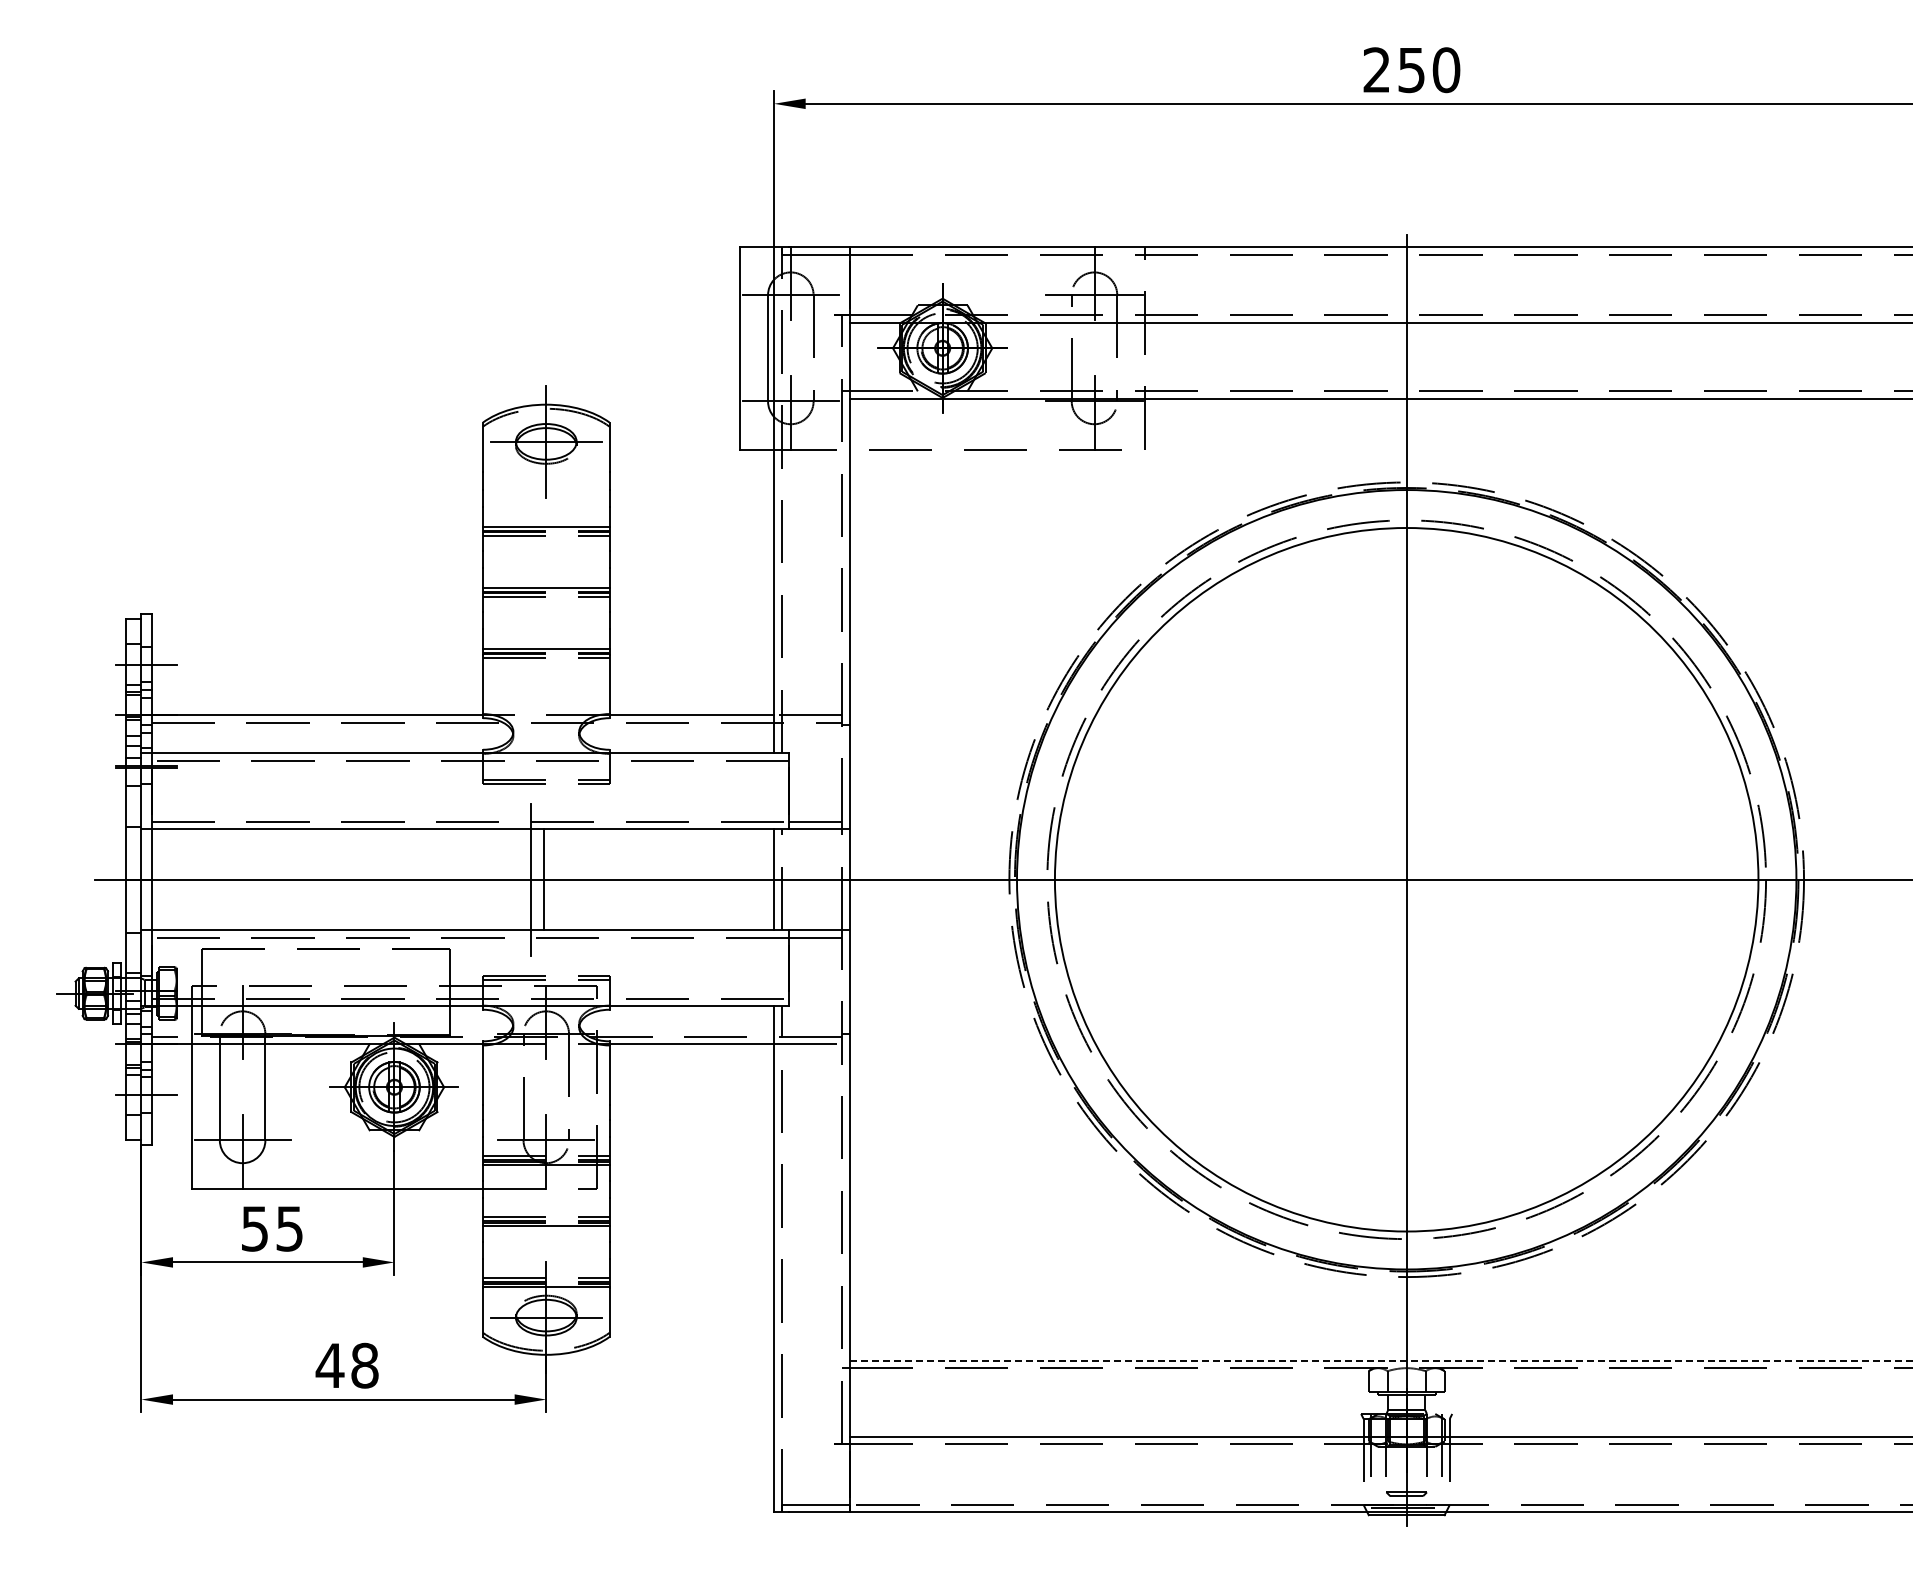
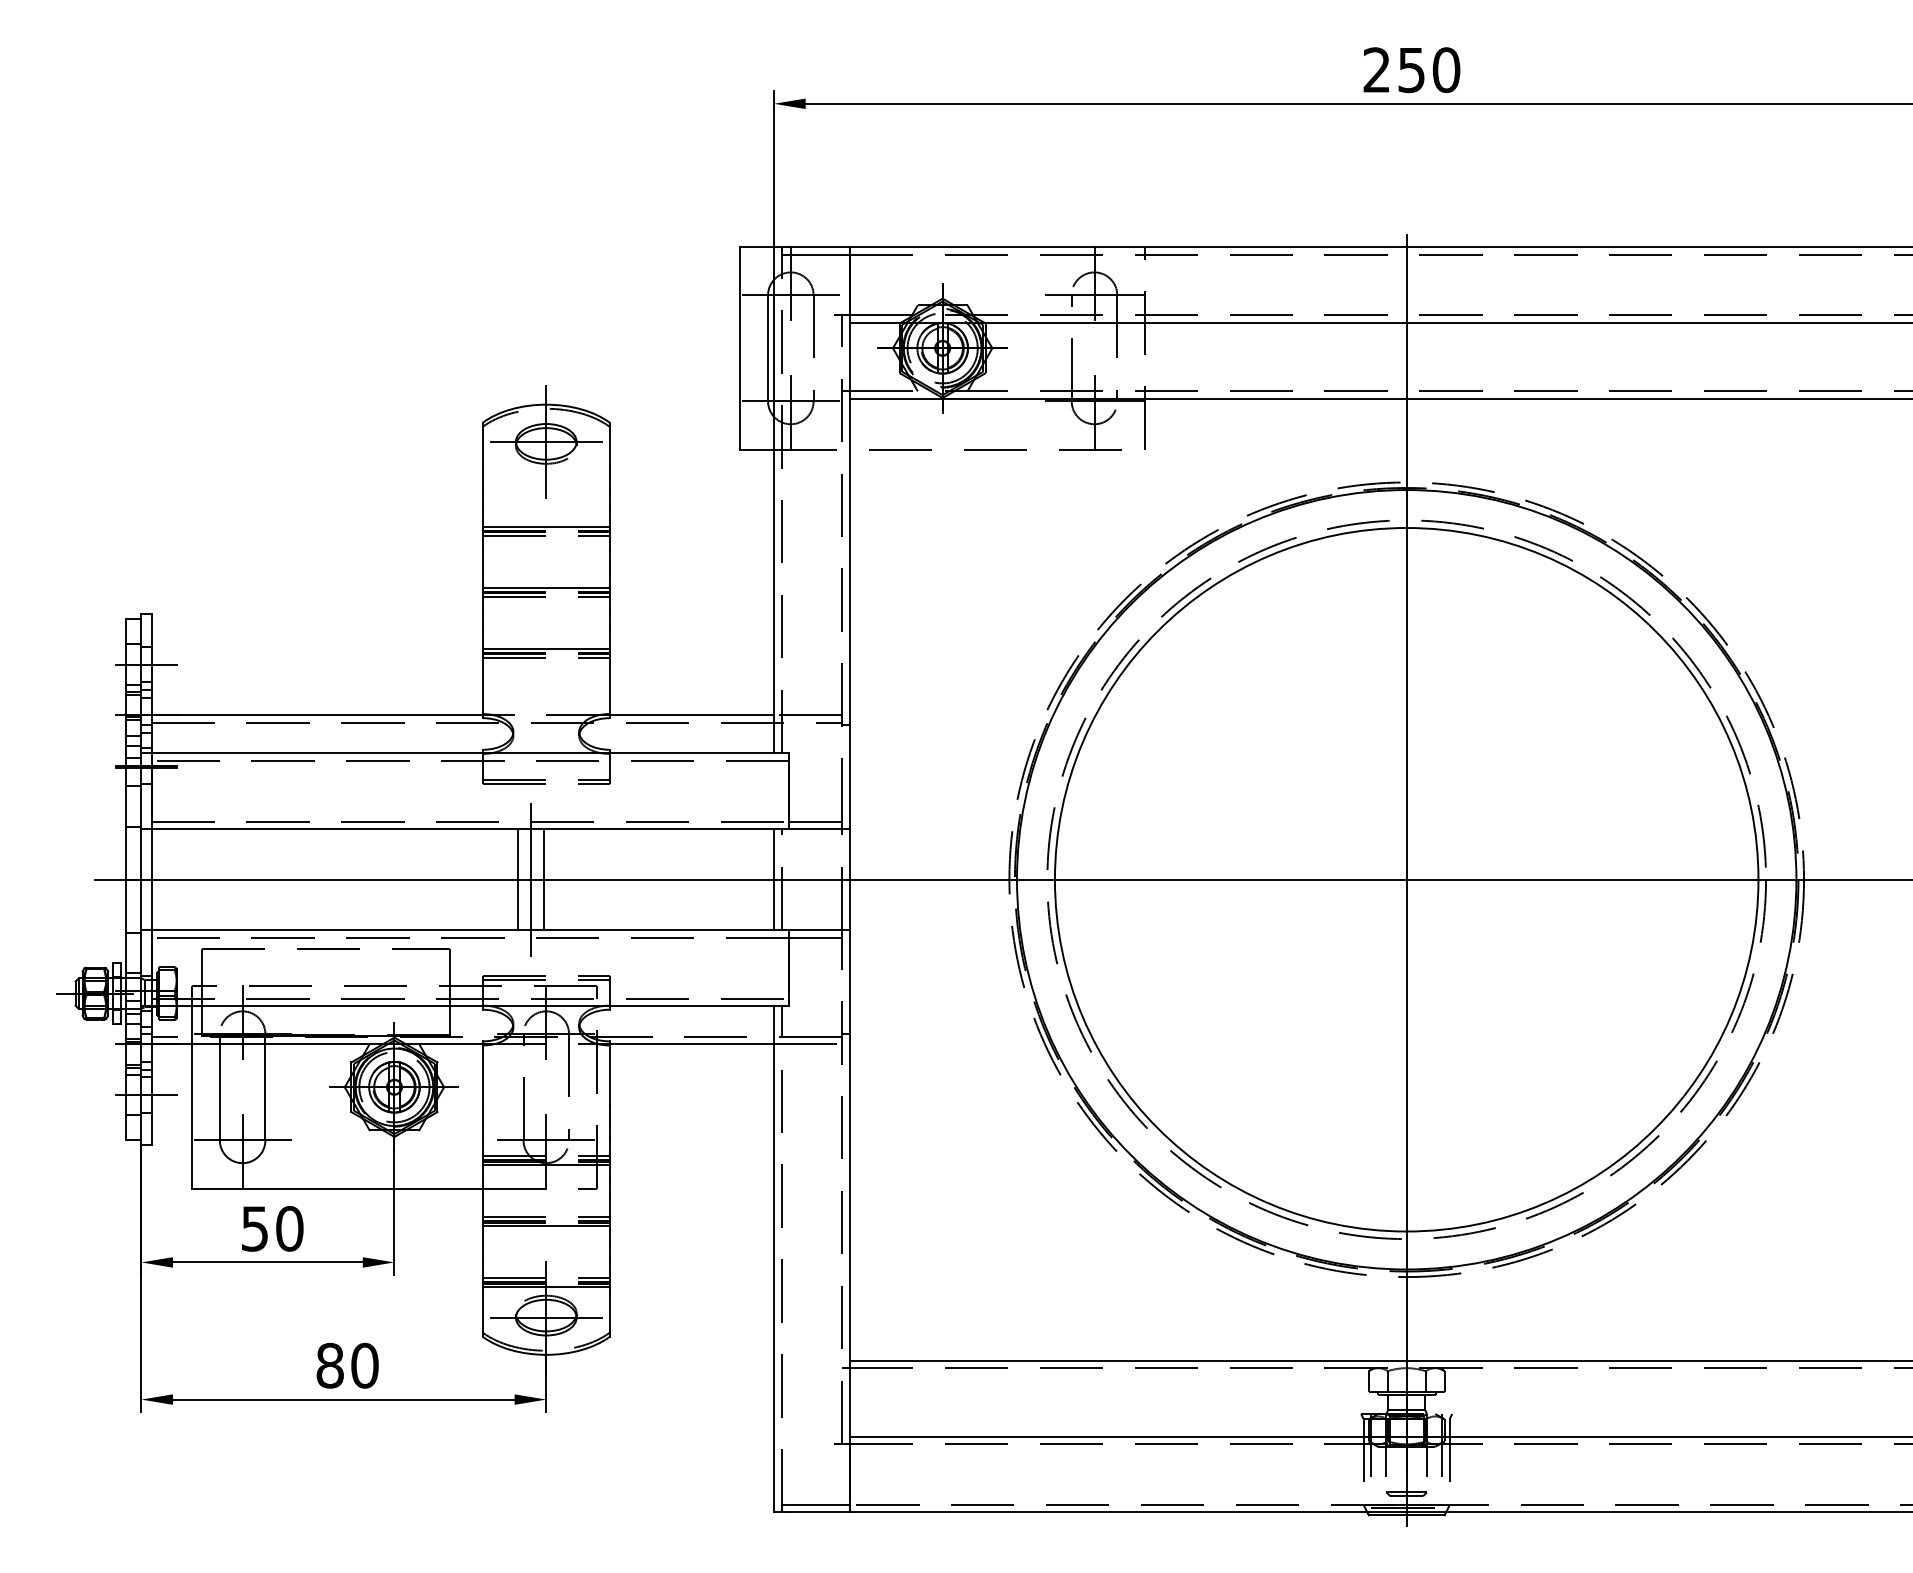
line: none -> present (518, 879)
text: 55 -> 50 (289, 1228)
line: dashed -> solid (1381, 1360)
text: 48 -> 80 (346, 1365)
